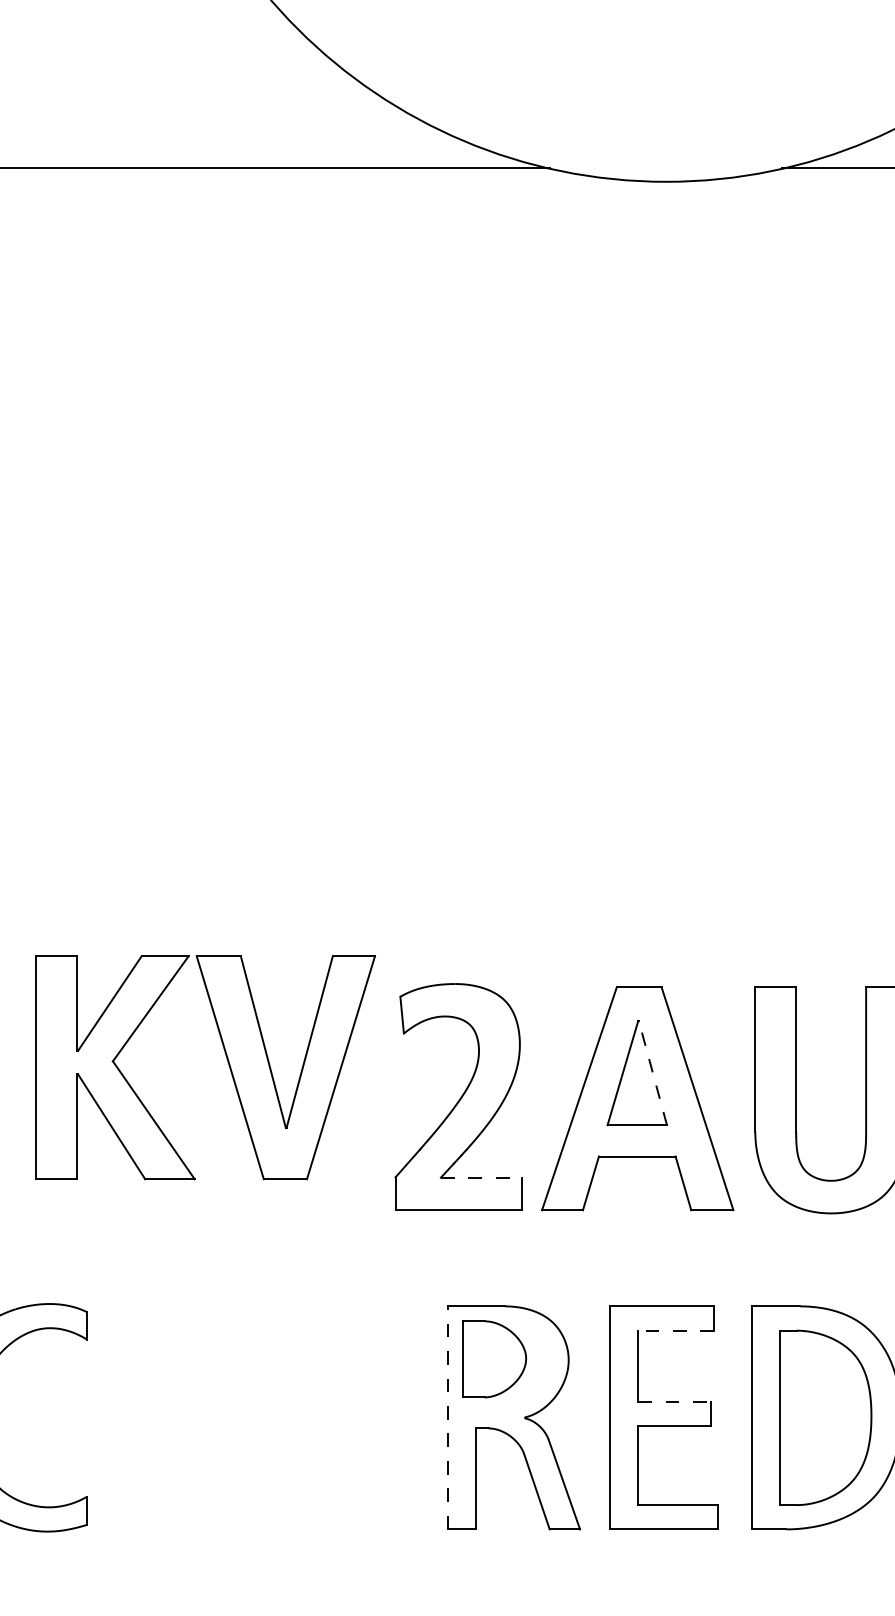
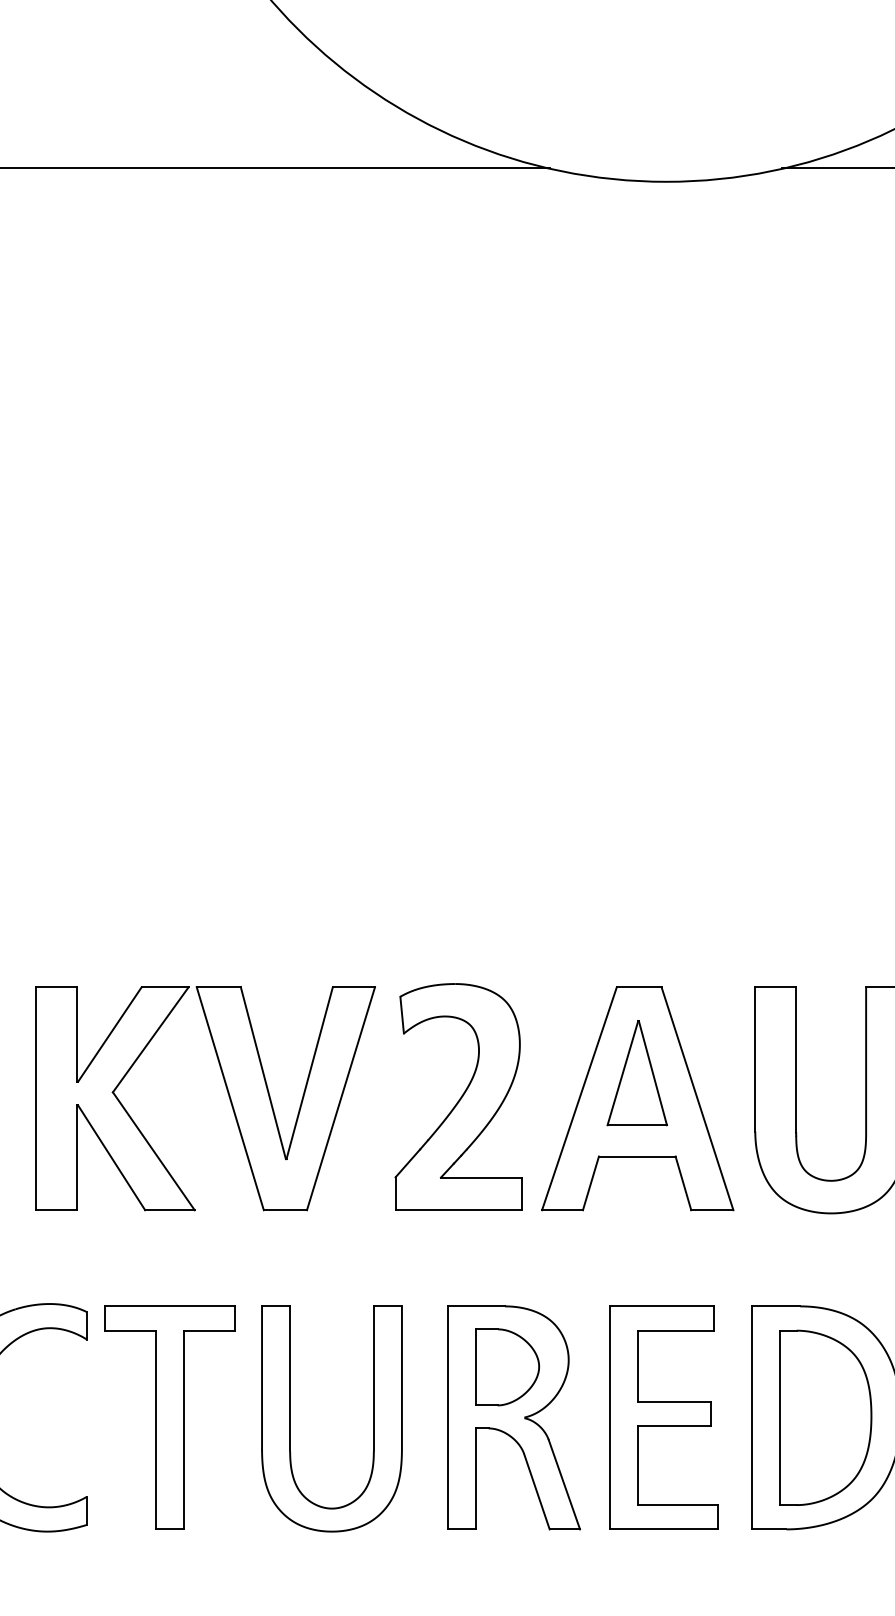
part position: (226, 1059) -> (226, 1090) (226, 1090)
line: dashed -> solid (652, 1073)
line: dashed -> solid (481, 1177)
line: dashed -> solid (676, 1330)
part position: (494, 1359) -> (507, 1367) (507, 1367)
line: dashed -> solid (674, 1401)
part: none -> present (169, 1417)
line: dashed -> solid (447, 1417)
part: none -> present (290, 1418)
